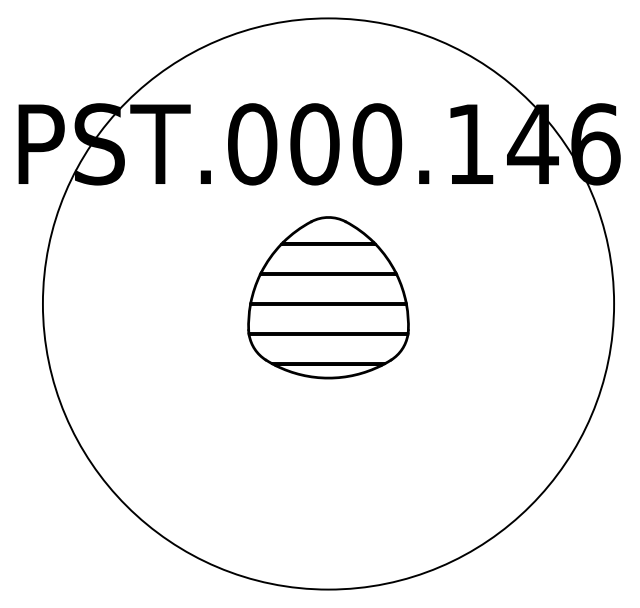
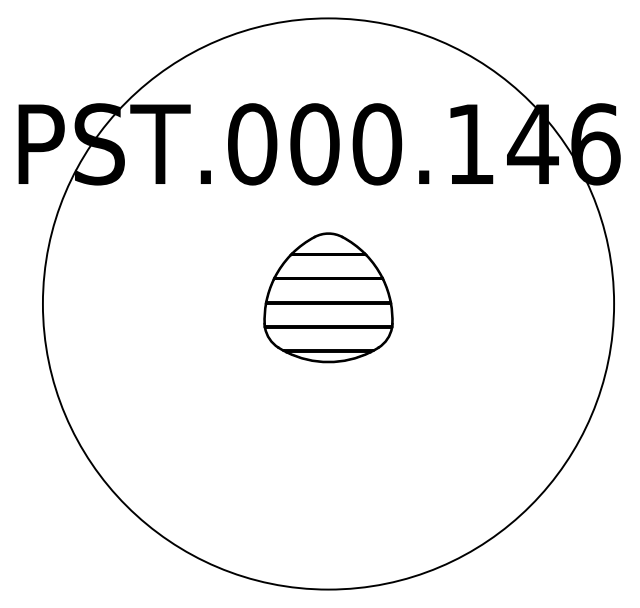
part size: 163x164 px -> 131x132 px (328, 297)
